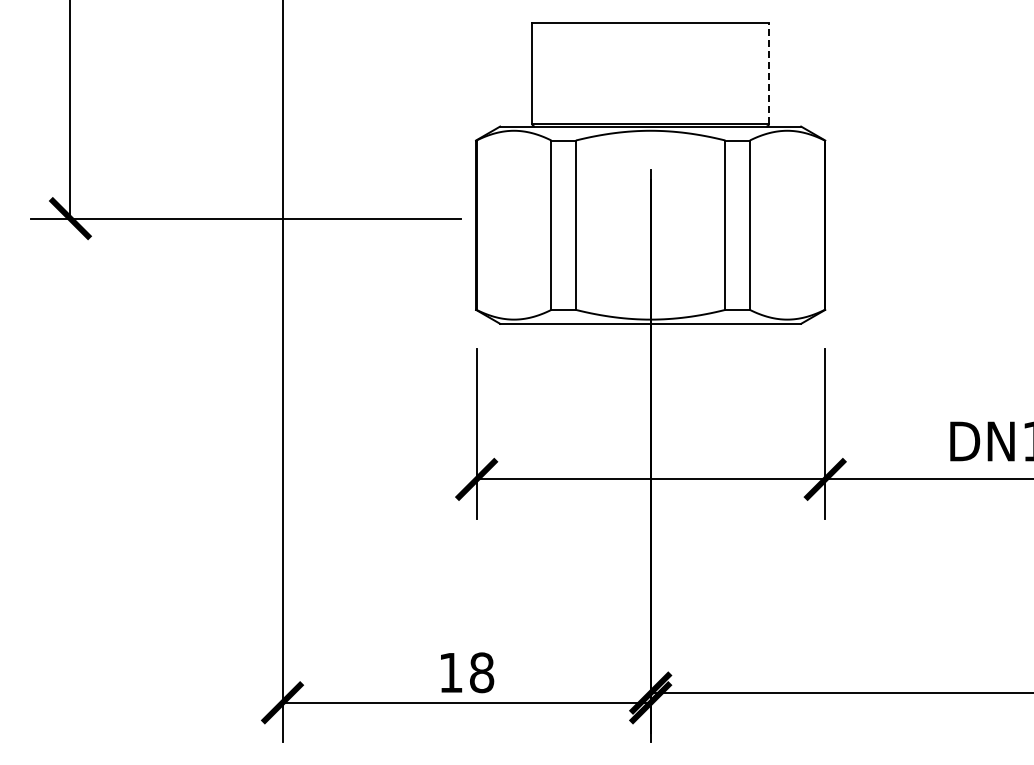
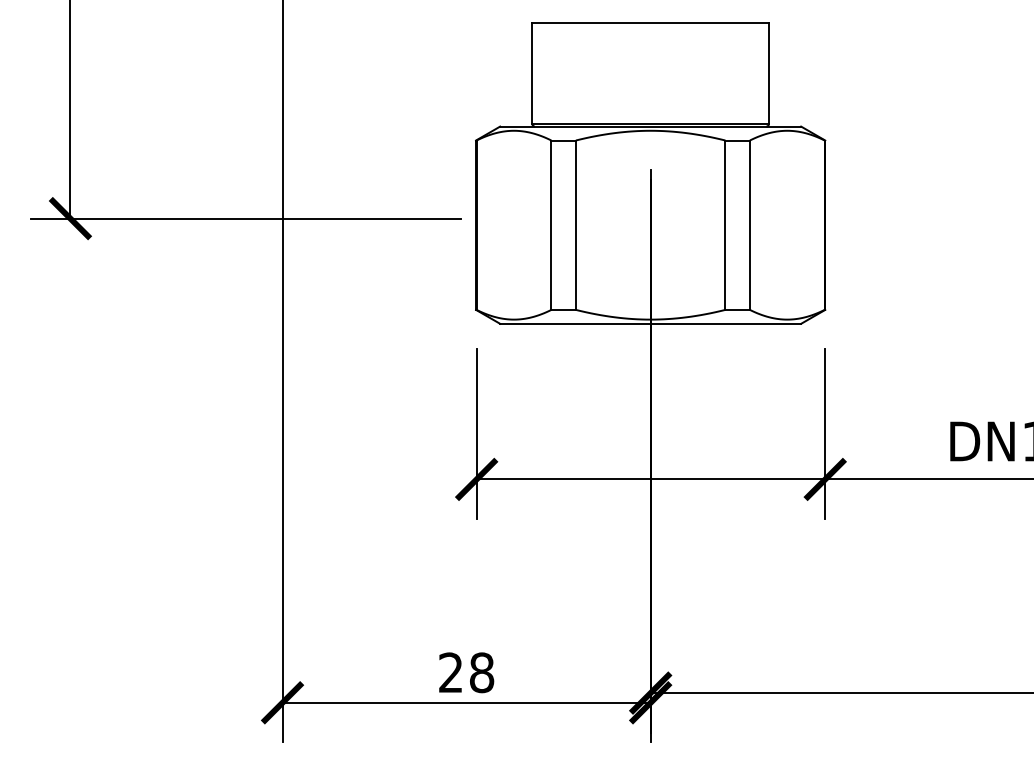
line: dashed -> solid (768, 73)
text: 18 -> 28 (450, 672)
